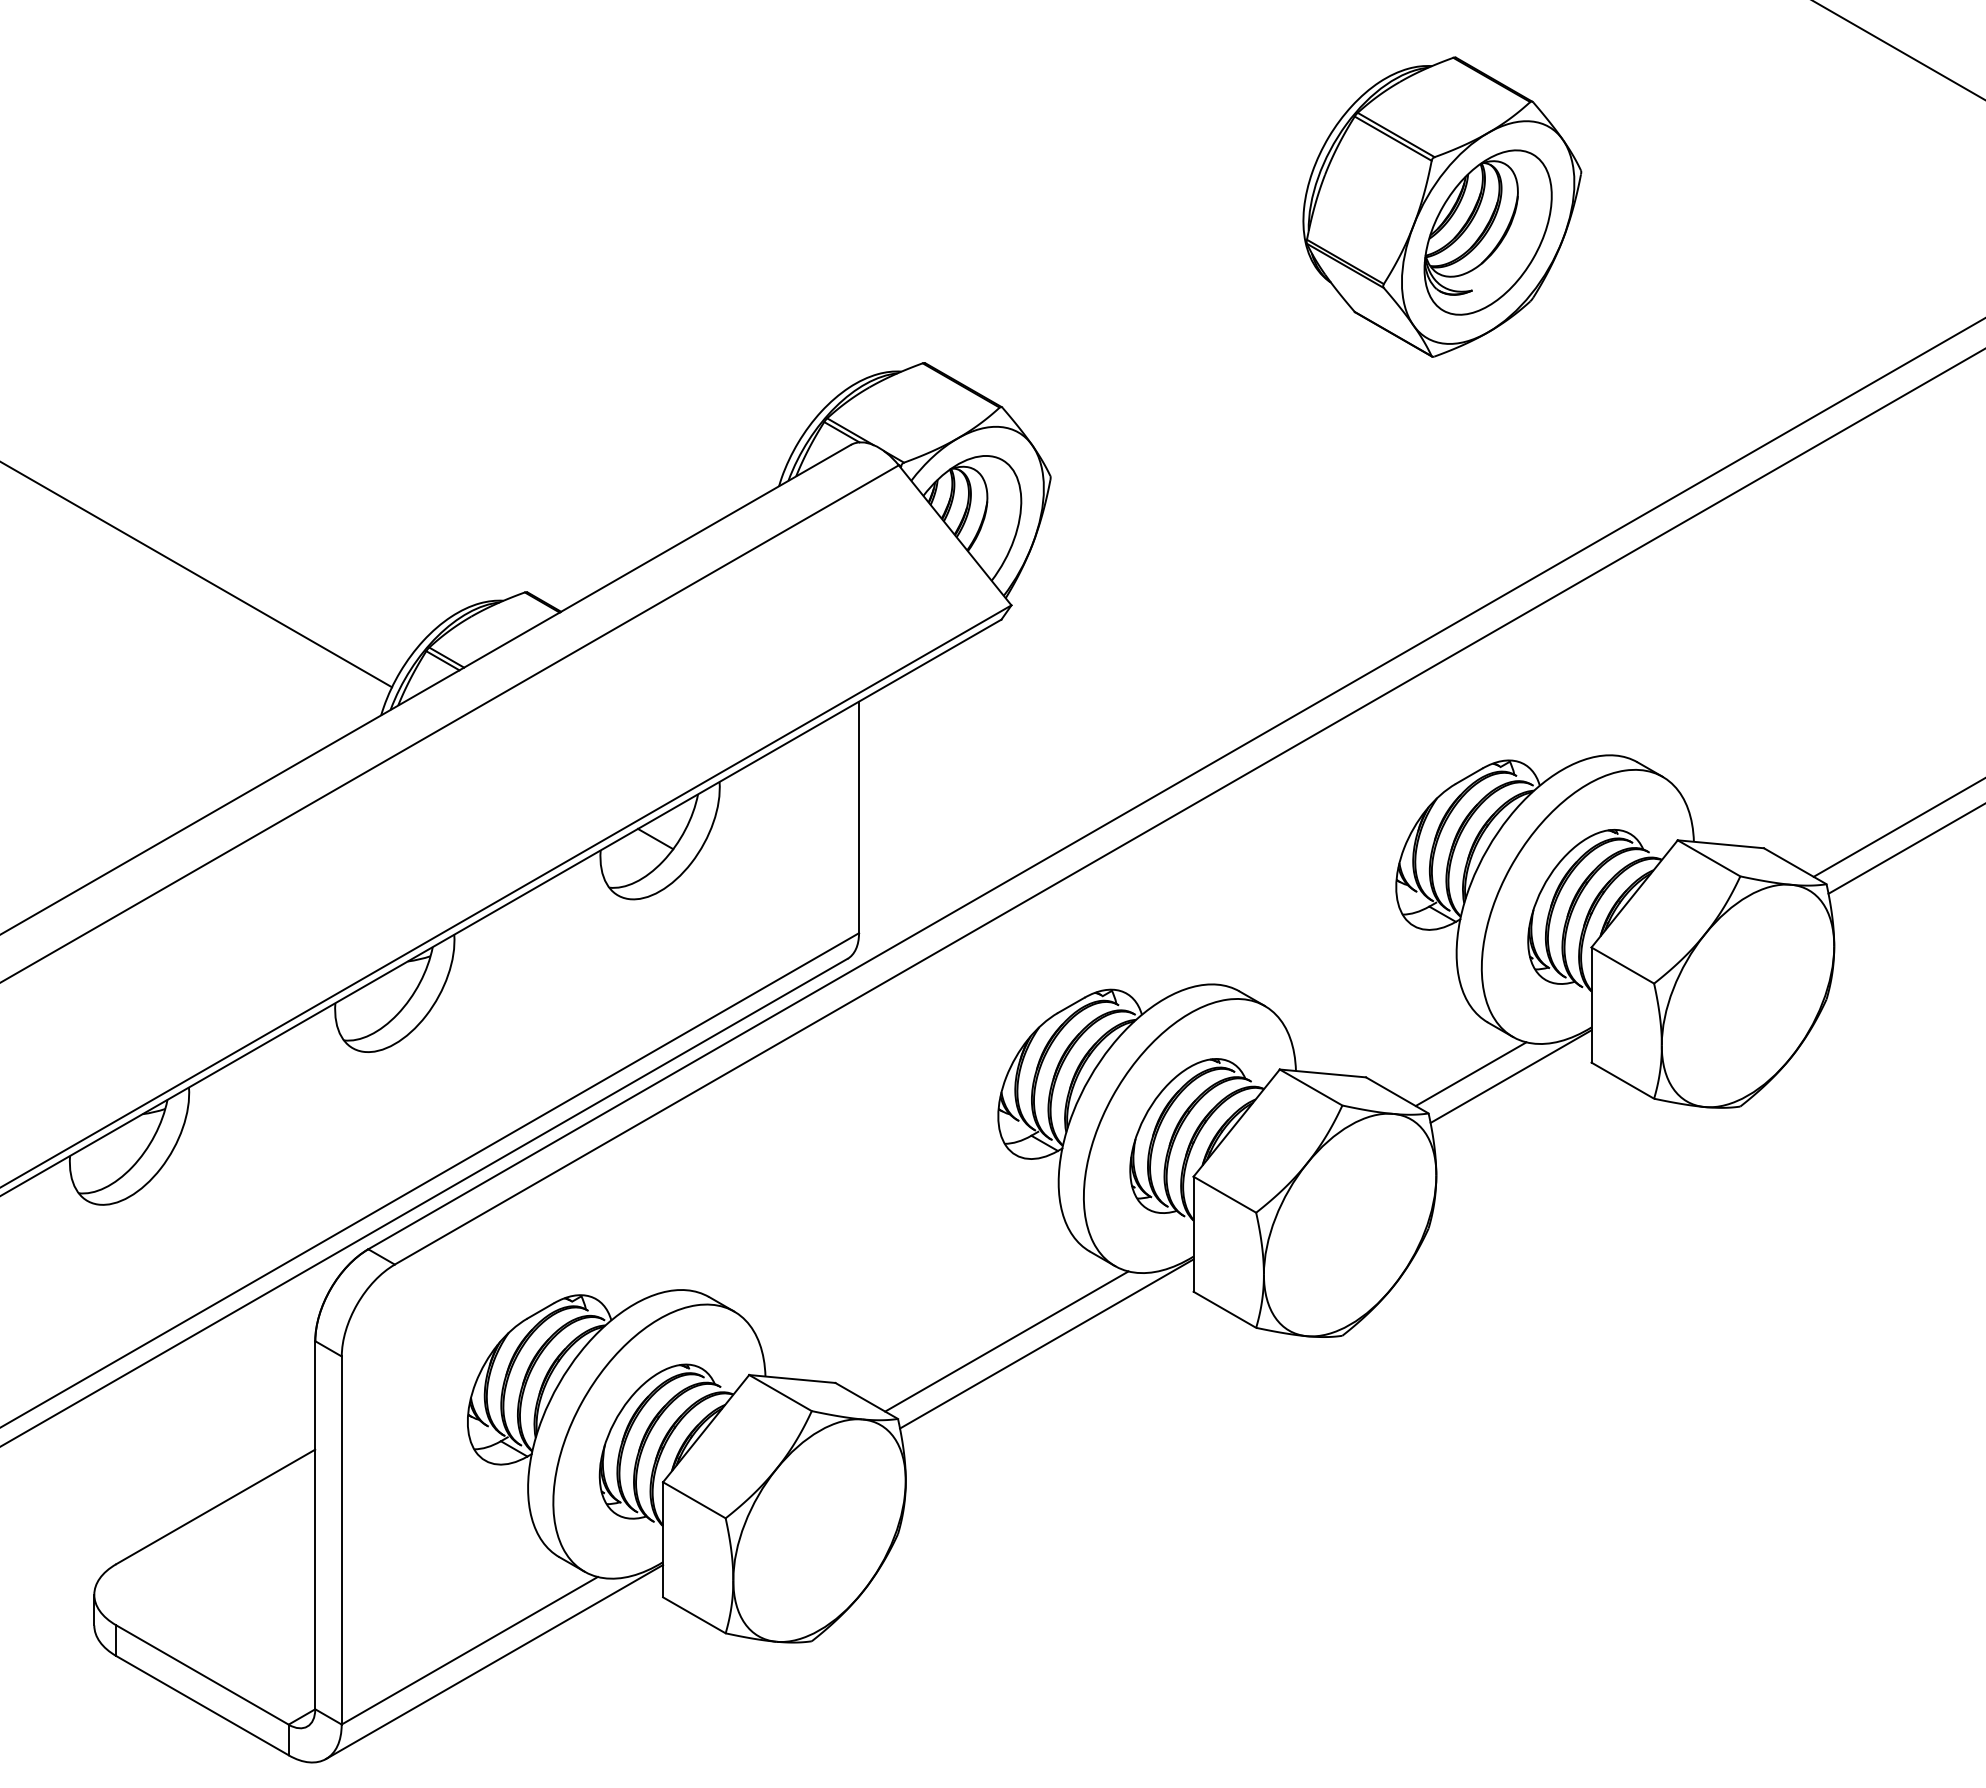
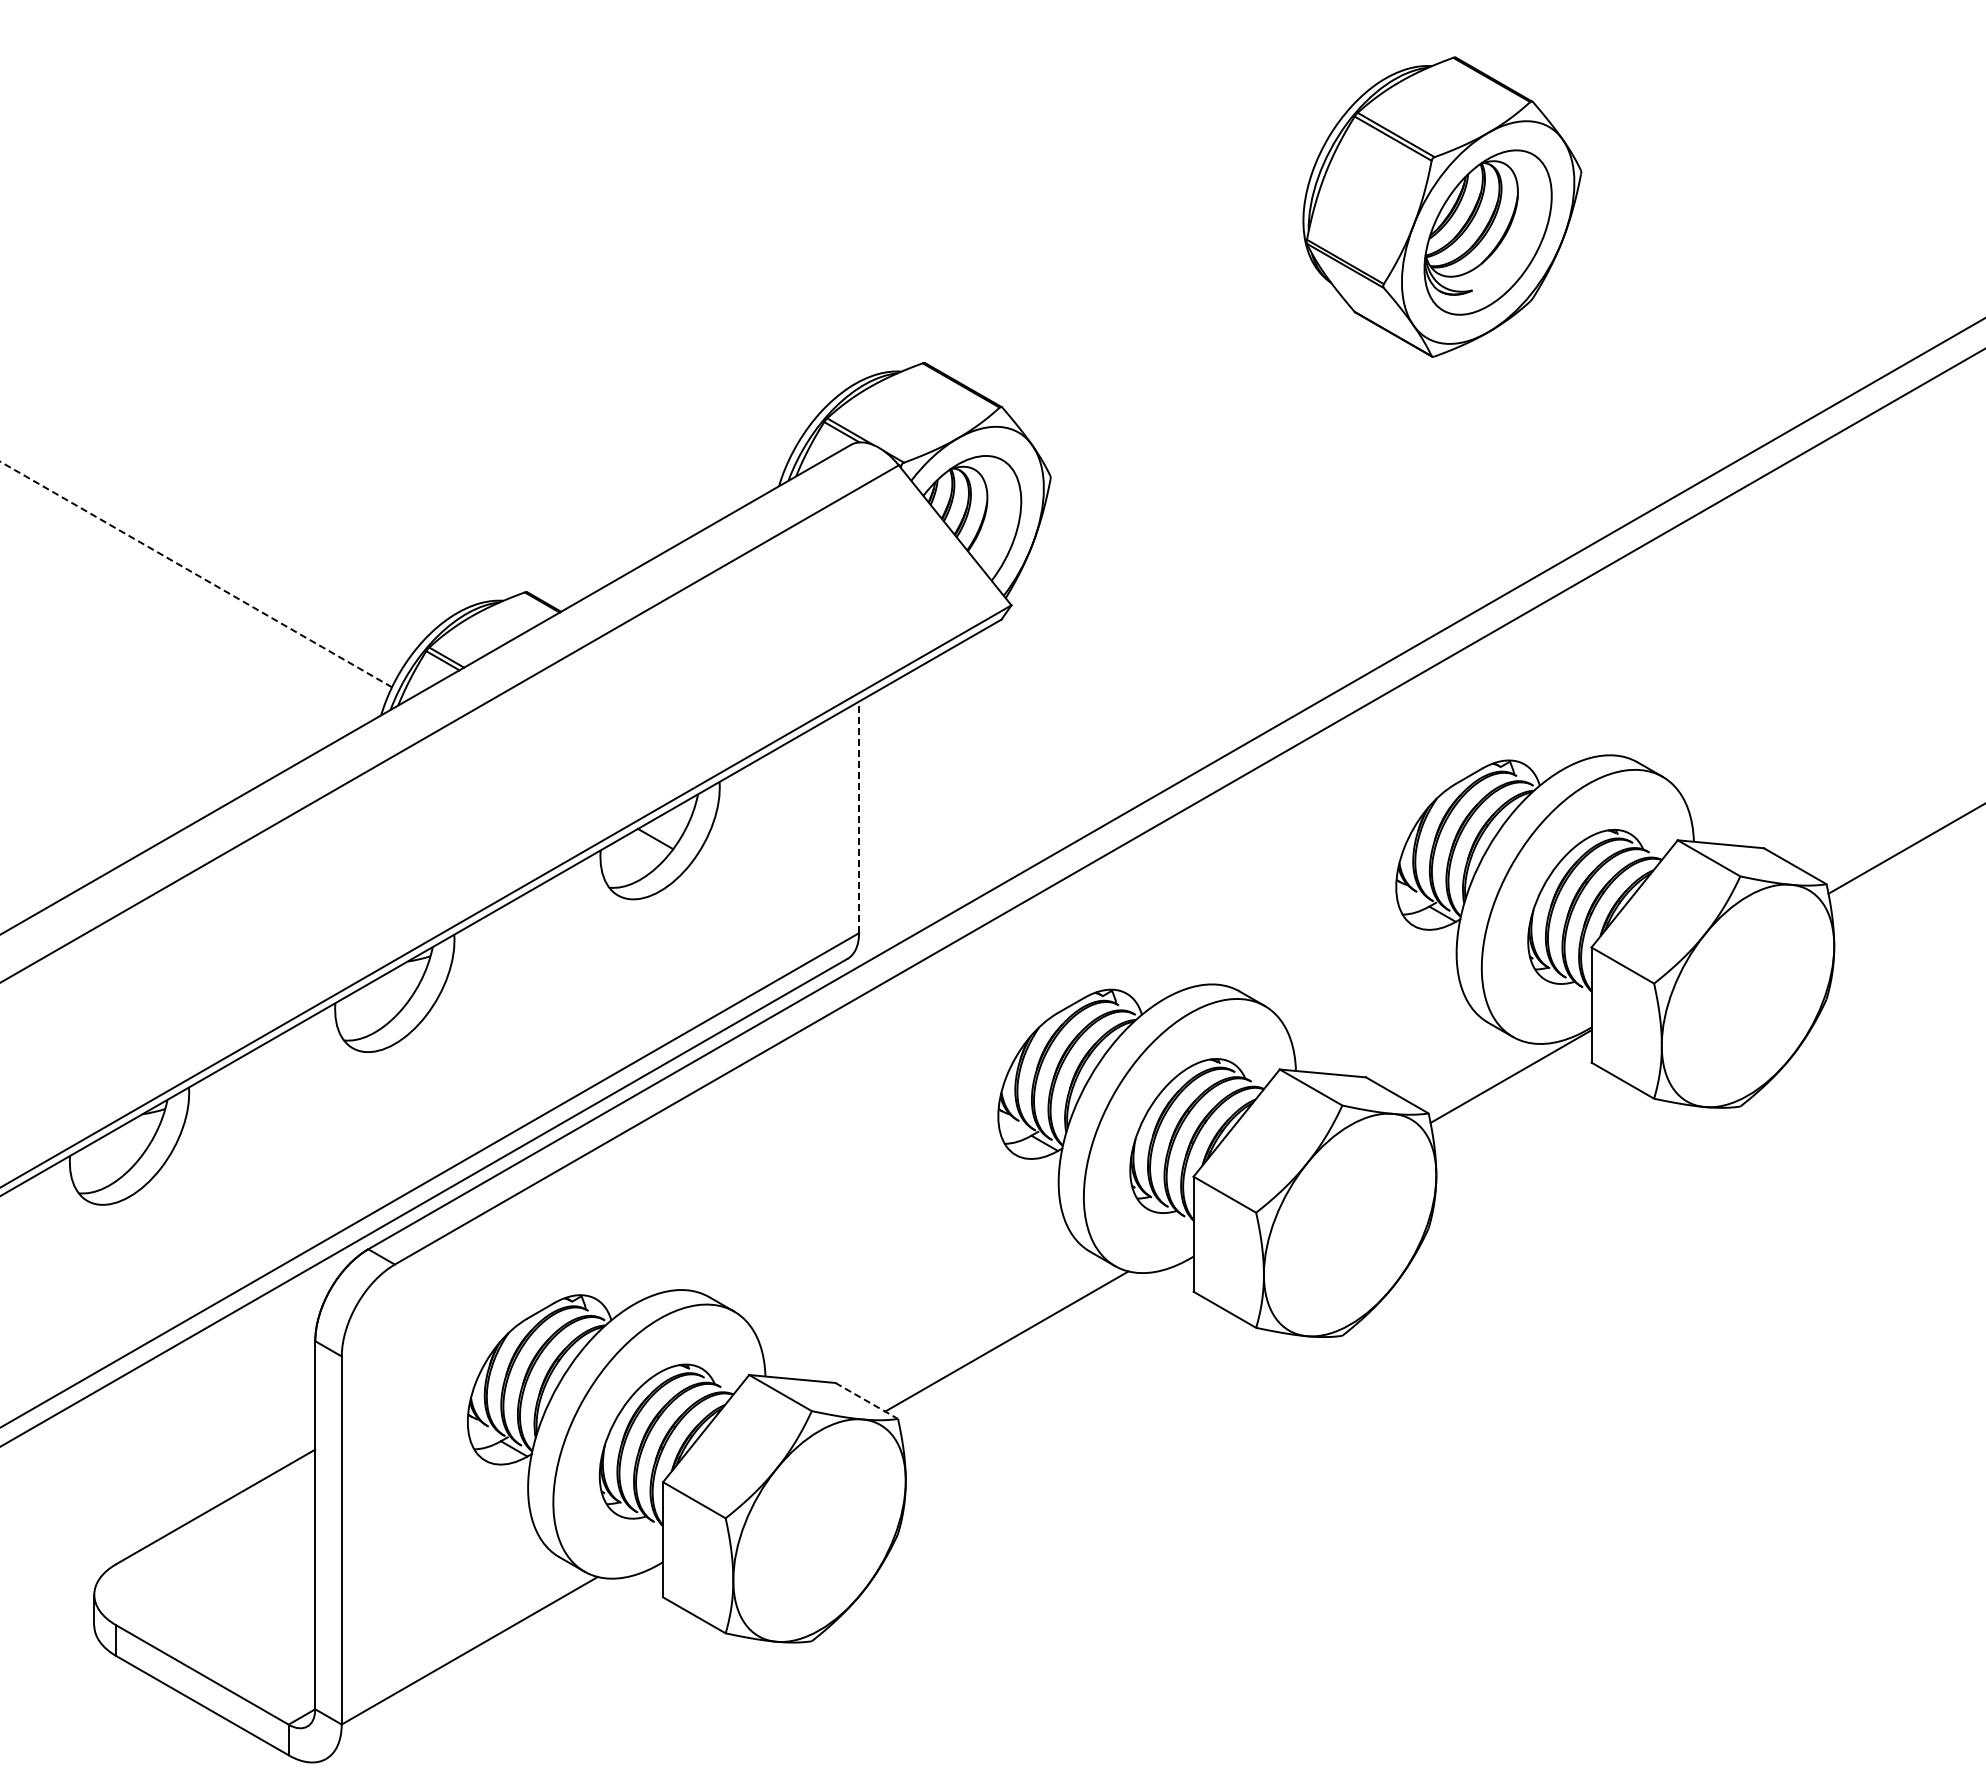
line: present -> none (1898, 50)
line: solid -> dashed (196, 574)
line: solid -> dashed (859, 817)
line: present -> none (1897, 827)
line: present -> none (1470, 1074)
line: present -> none (1046, 1343)
line: solid -> dashed (867, 1401)
line: present -> none (494, 1662)
